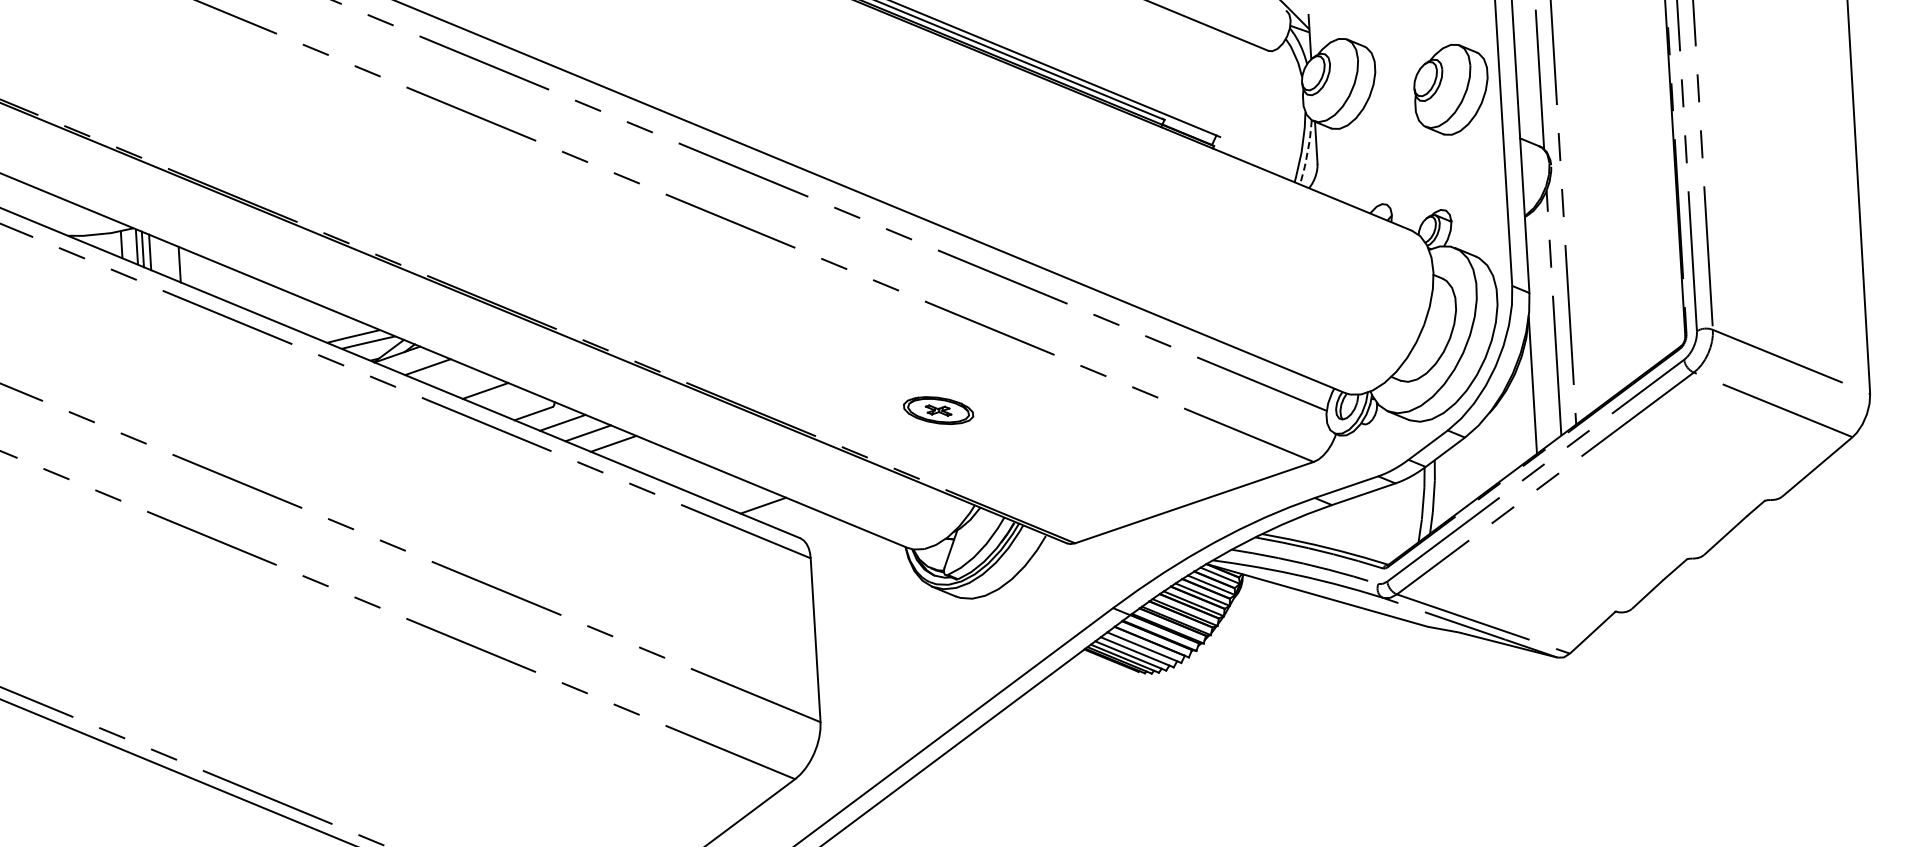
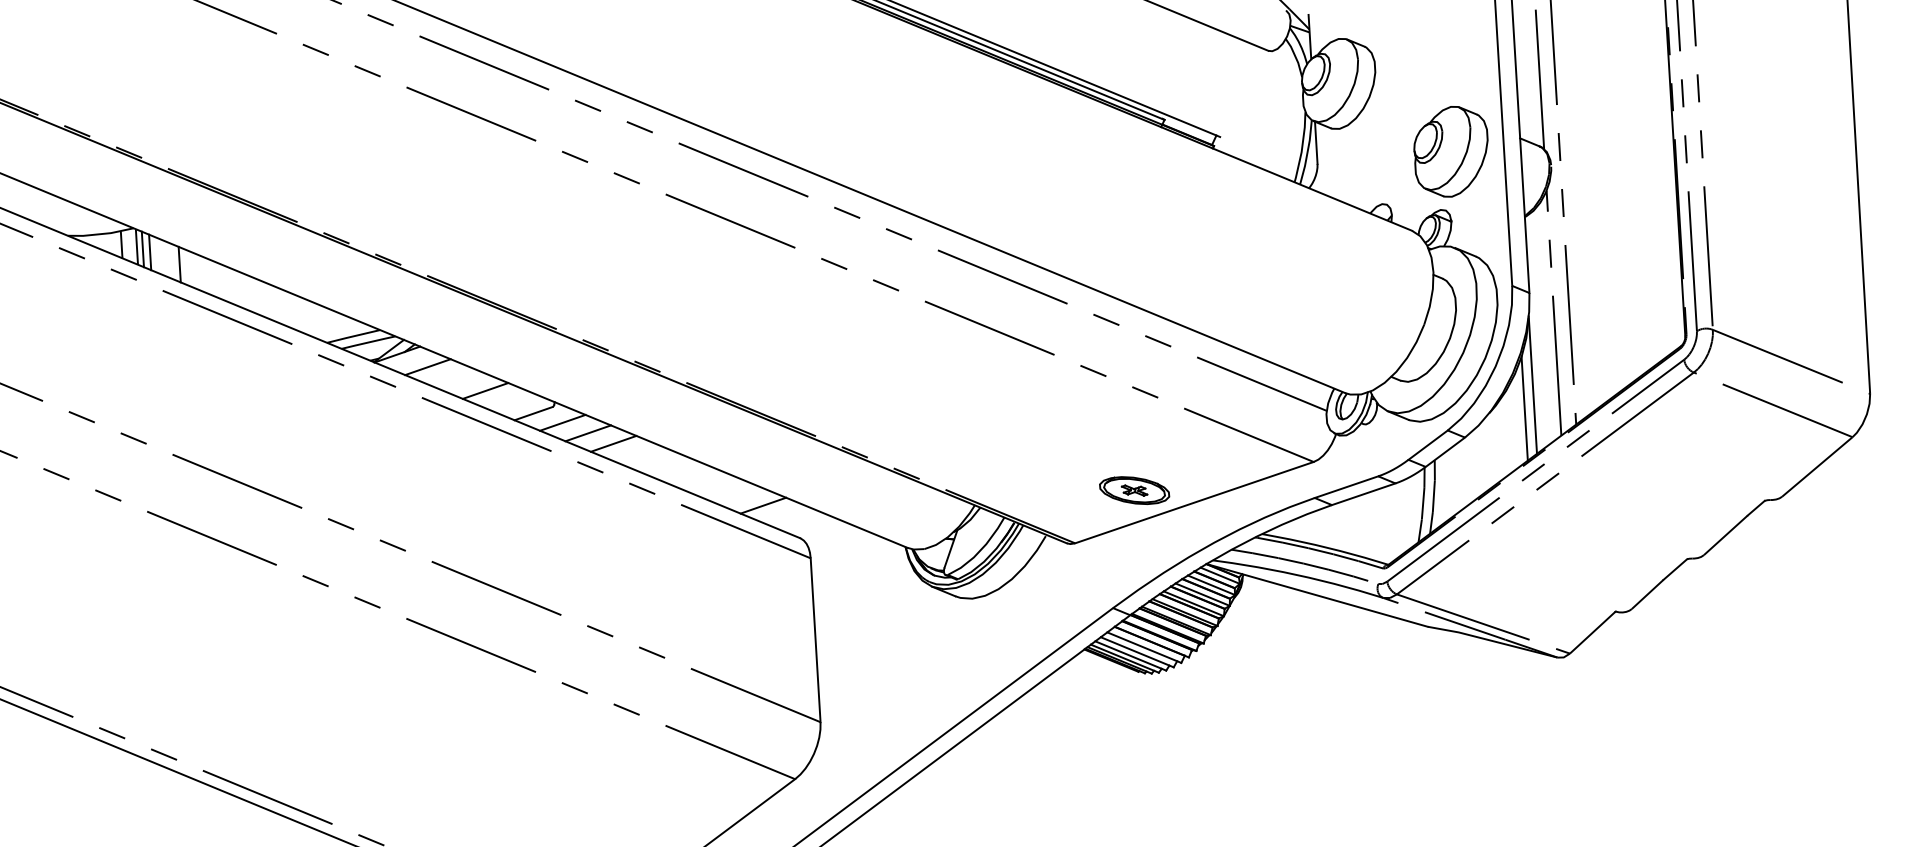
part position: (1450, 89) -> (1450, 151) (1450, 151)
line: dashed -> solid (1307, 152)
line: none -> present (1524, 408)
part position: (938, 410) -> (1134, 490) (1134, 490)
